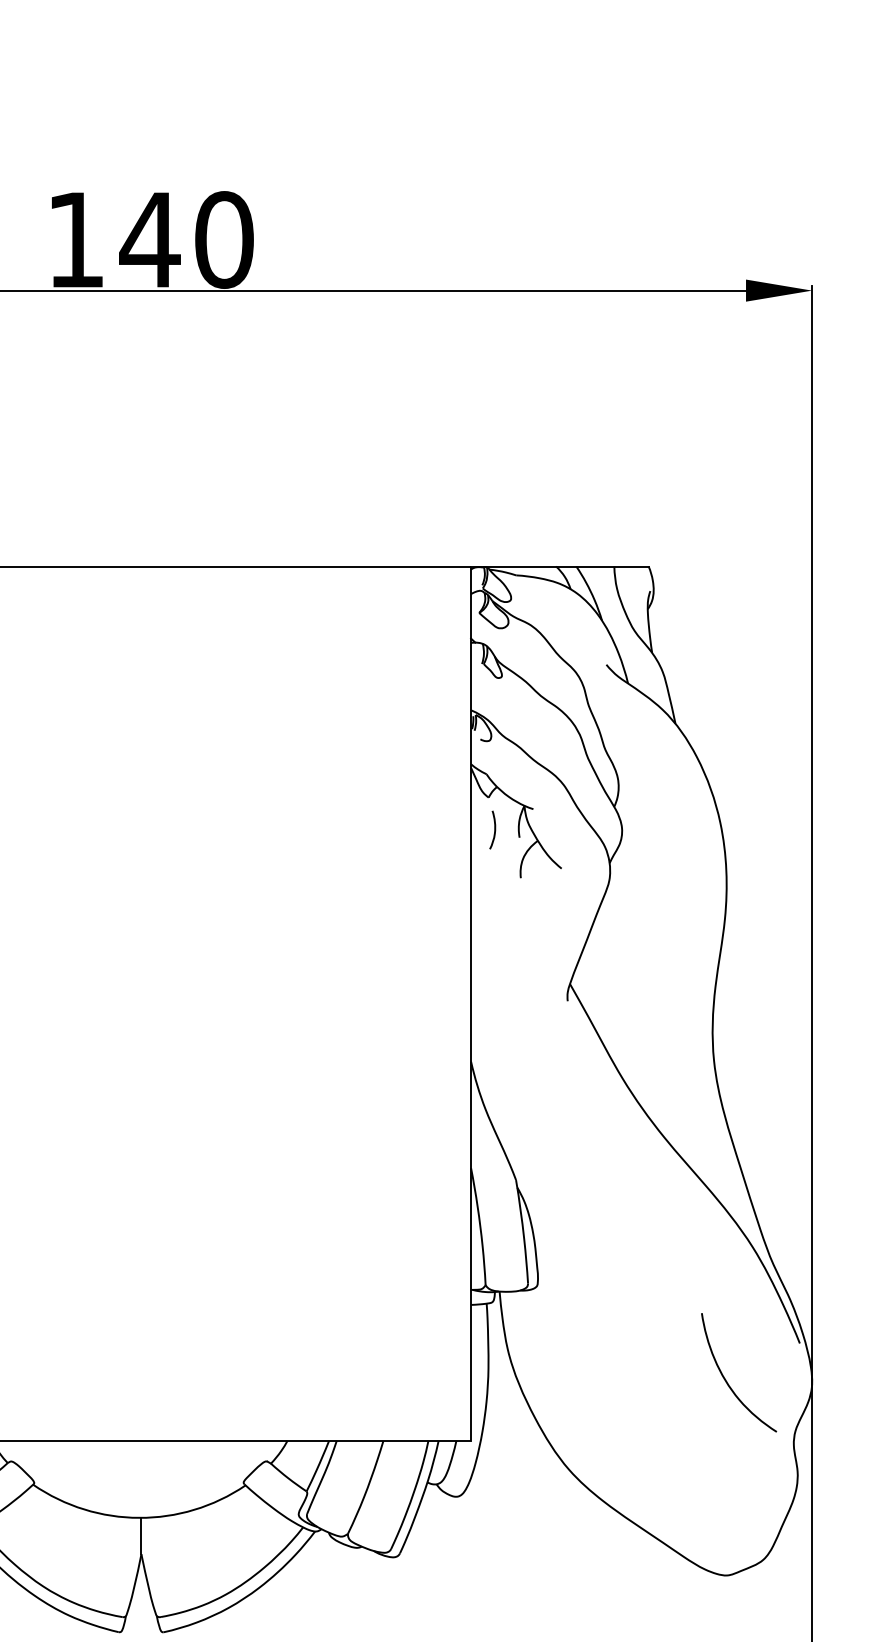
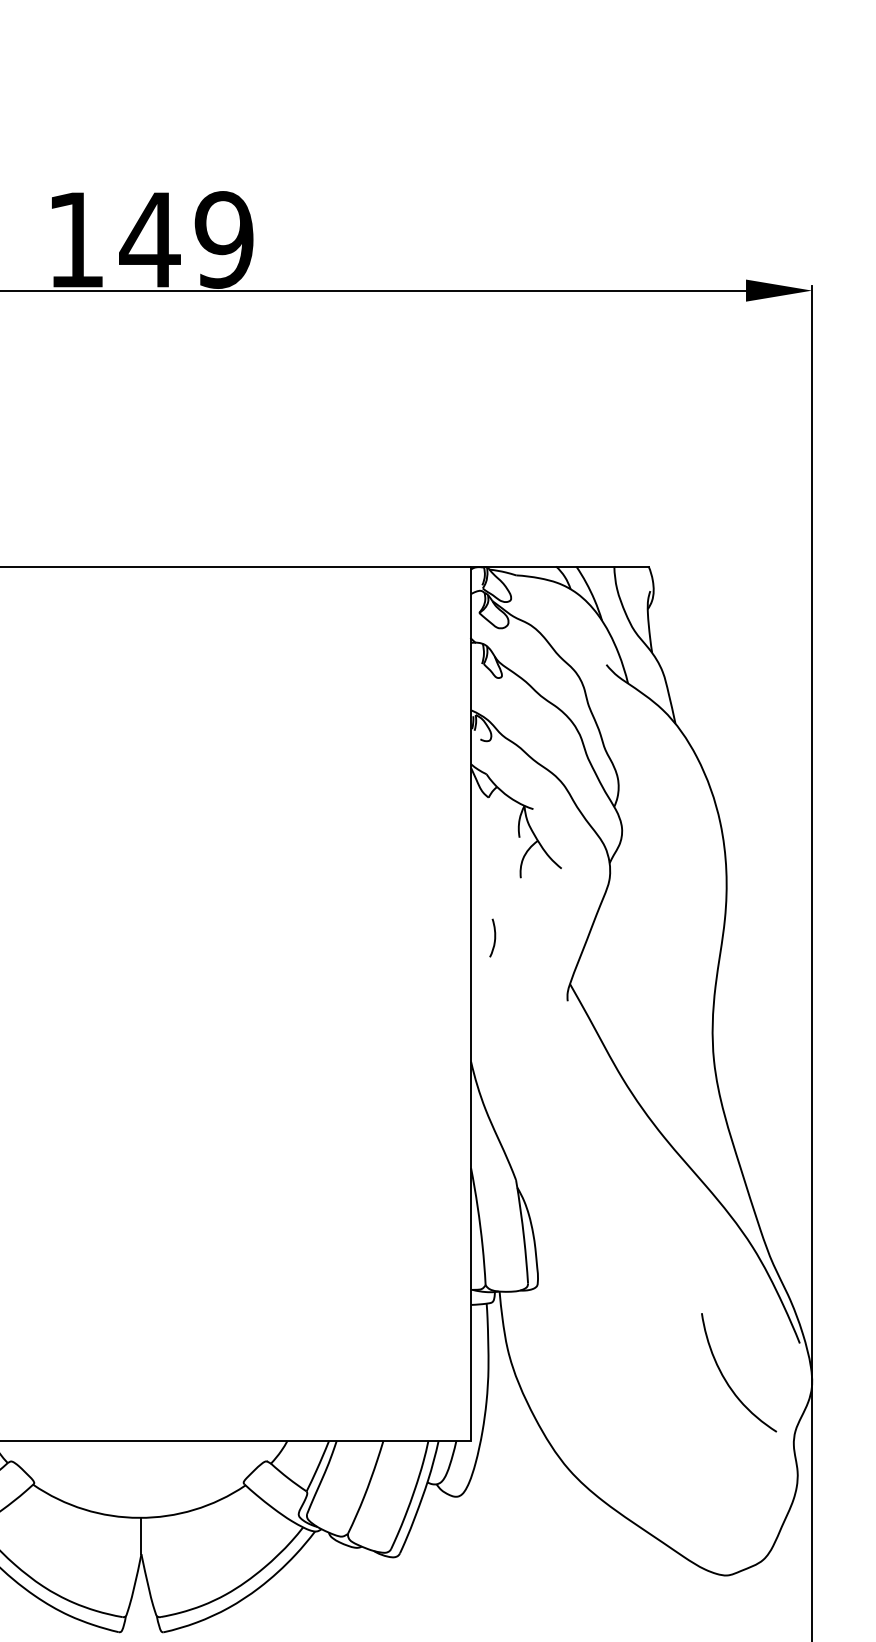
text: 140 -> 149 (223, 239)
curve position: (494, 829) -> (494, 937) (494, 937)
